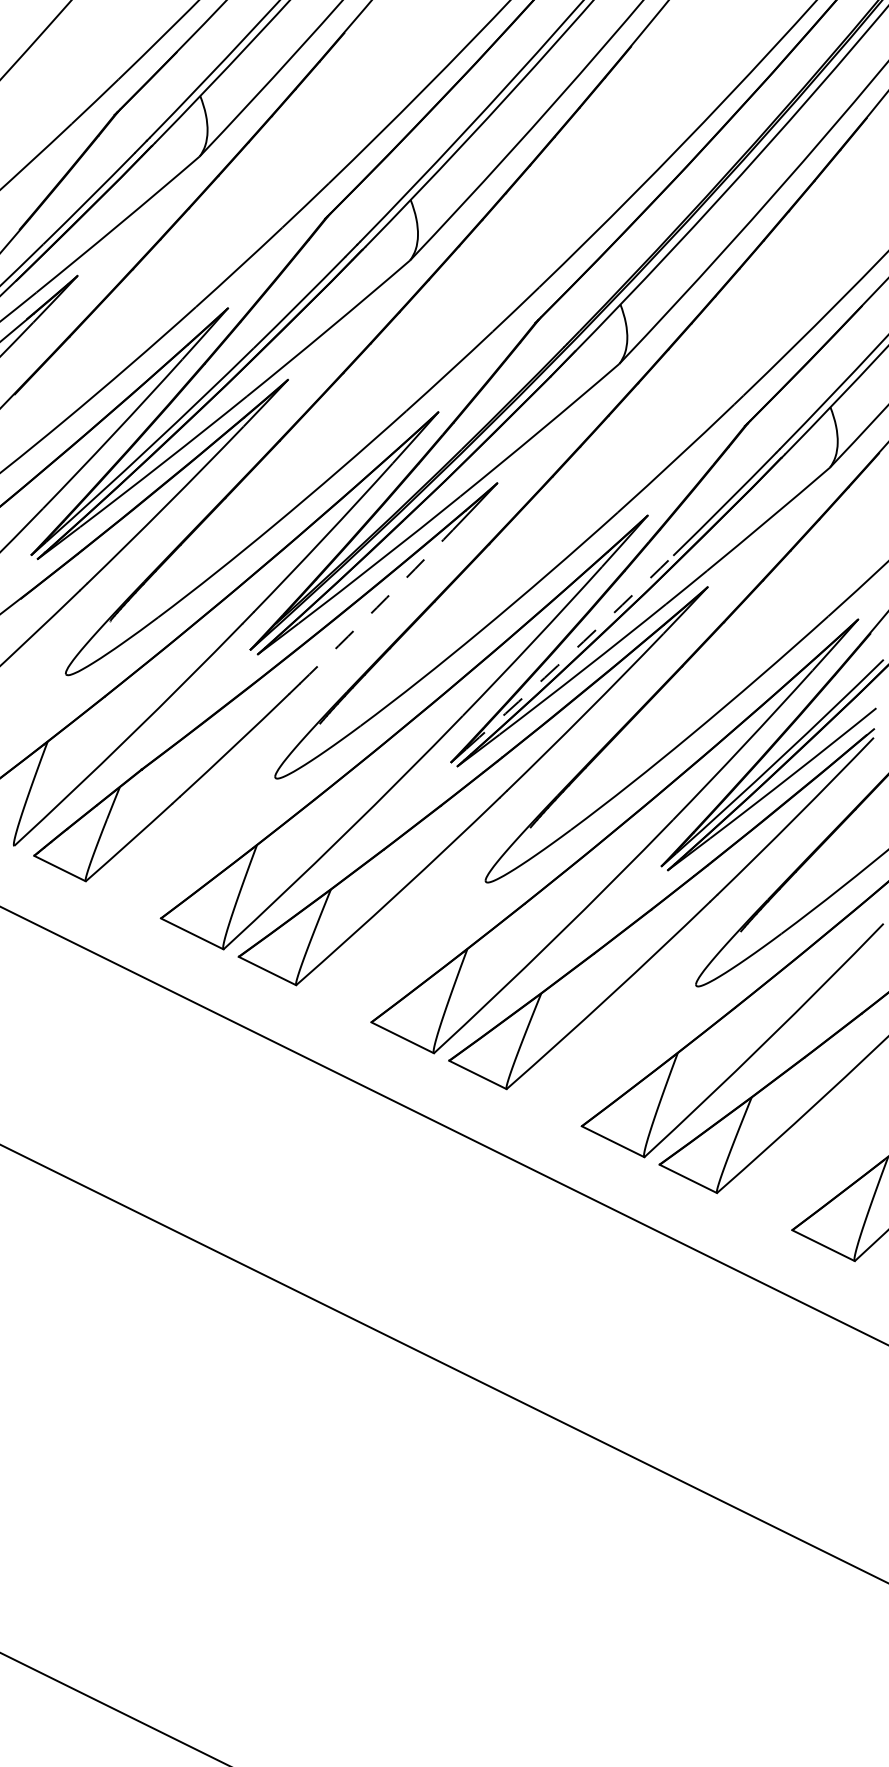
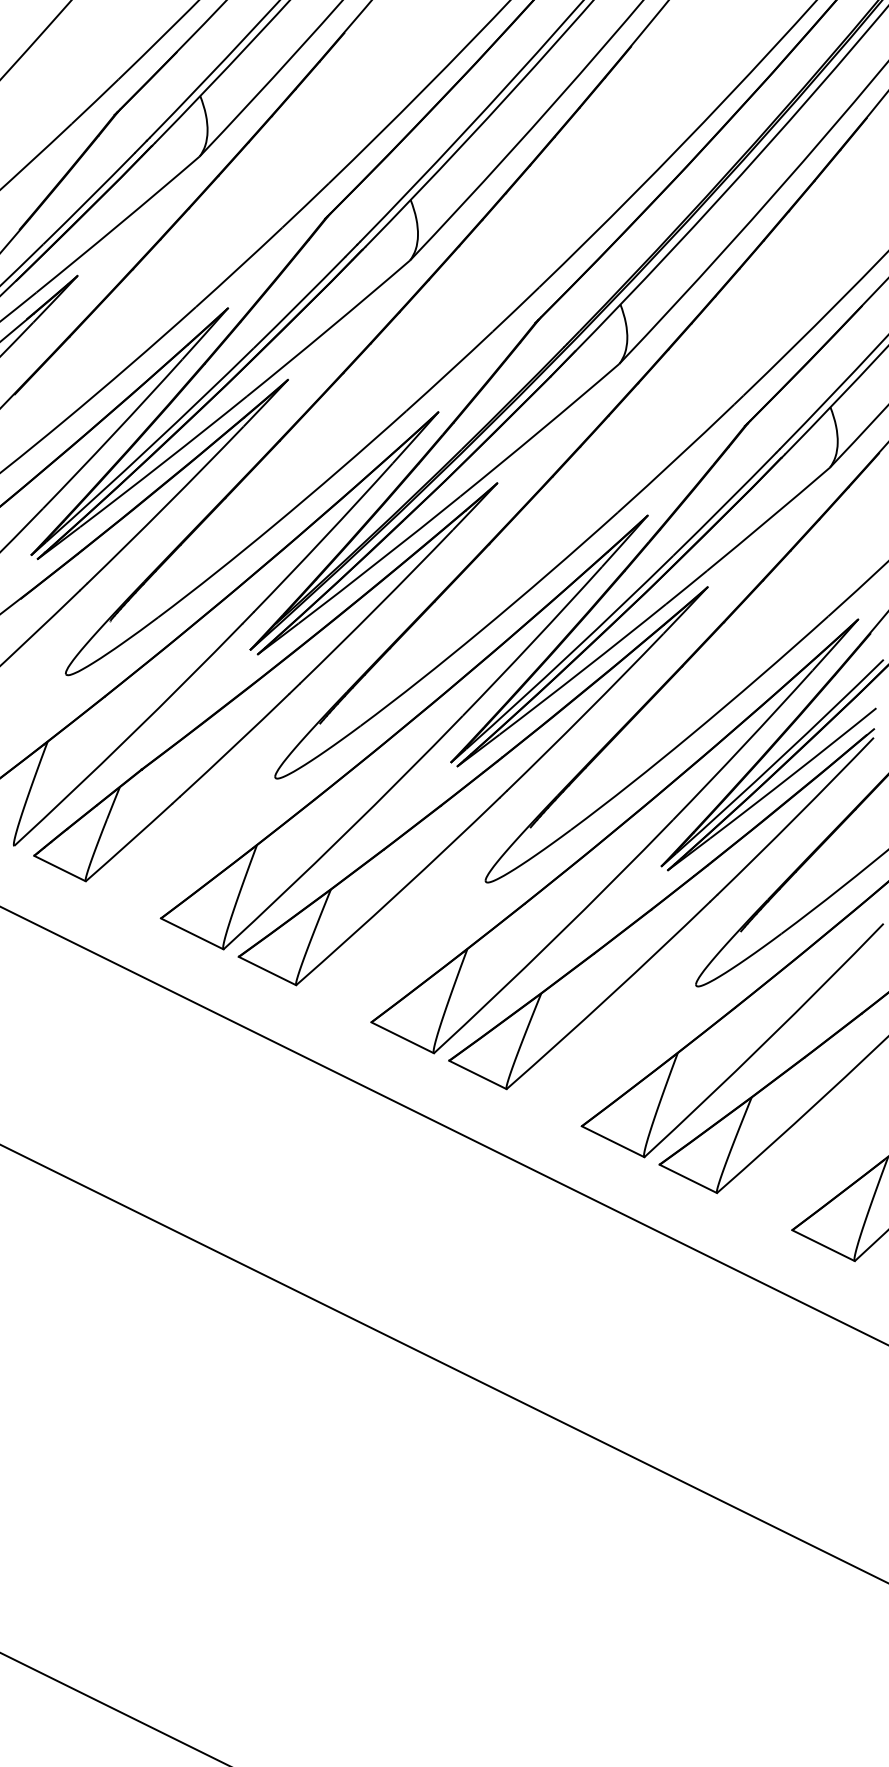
arc: dashed -> solid (377, 607)
arc: dashed -> solid (570, 653)
